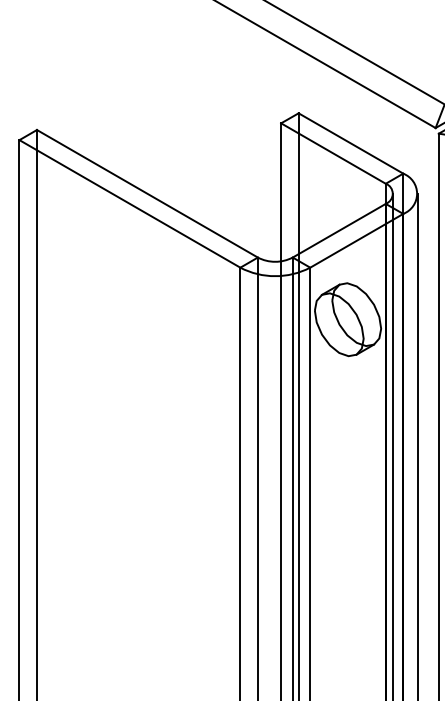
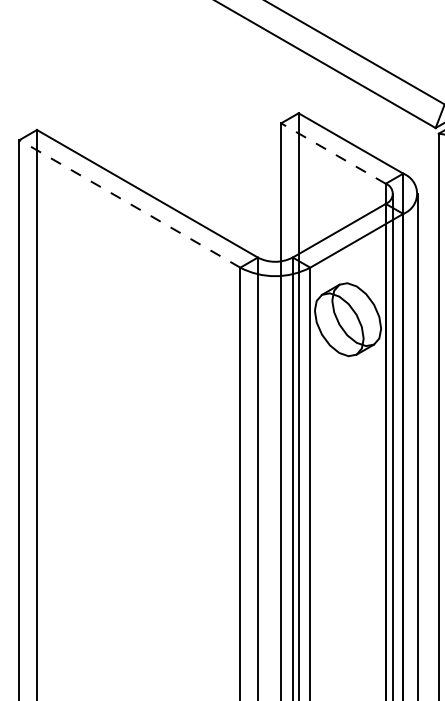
line: solid -> dashed (333, 153)
line: solid -> dashed (129, 203)
